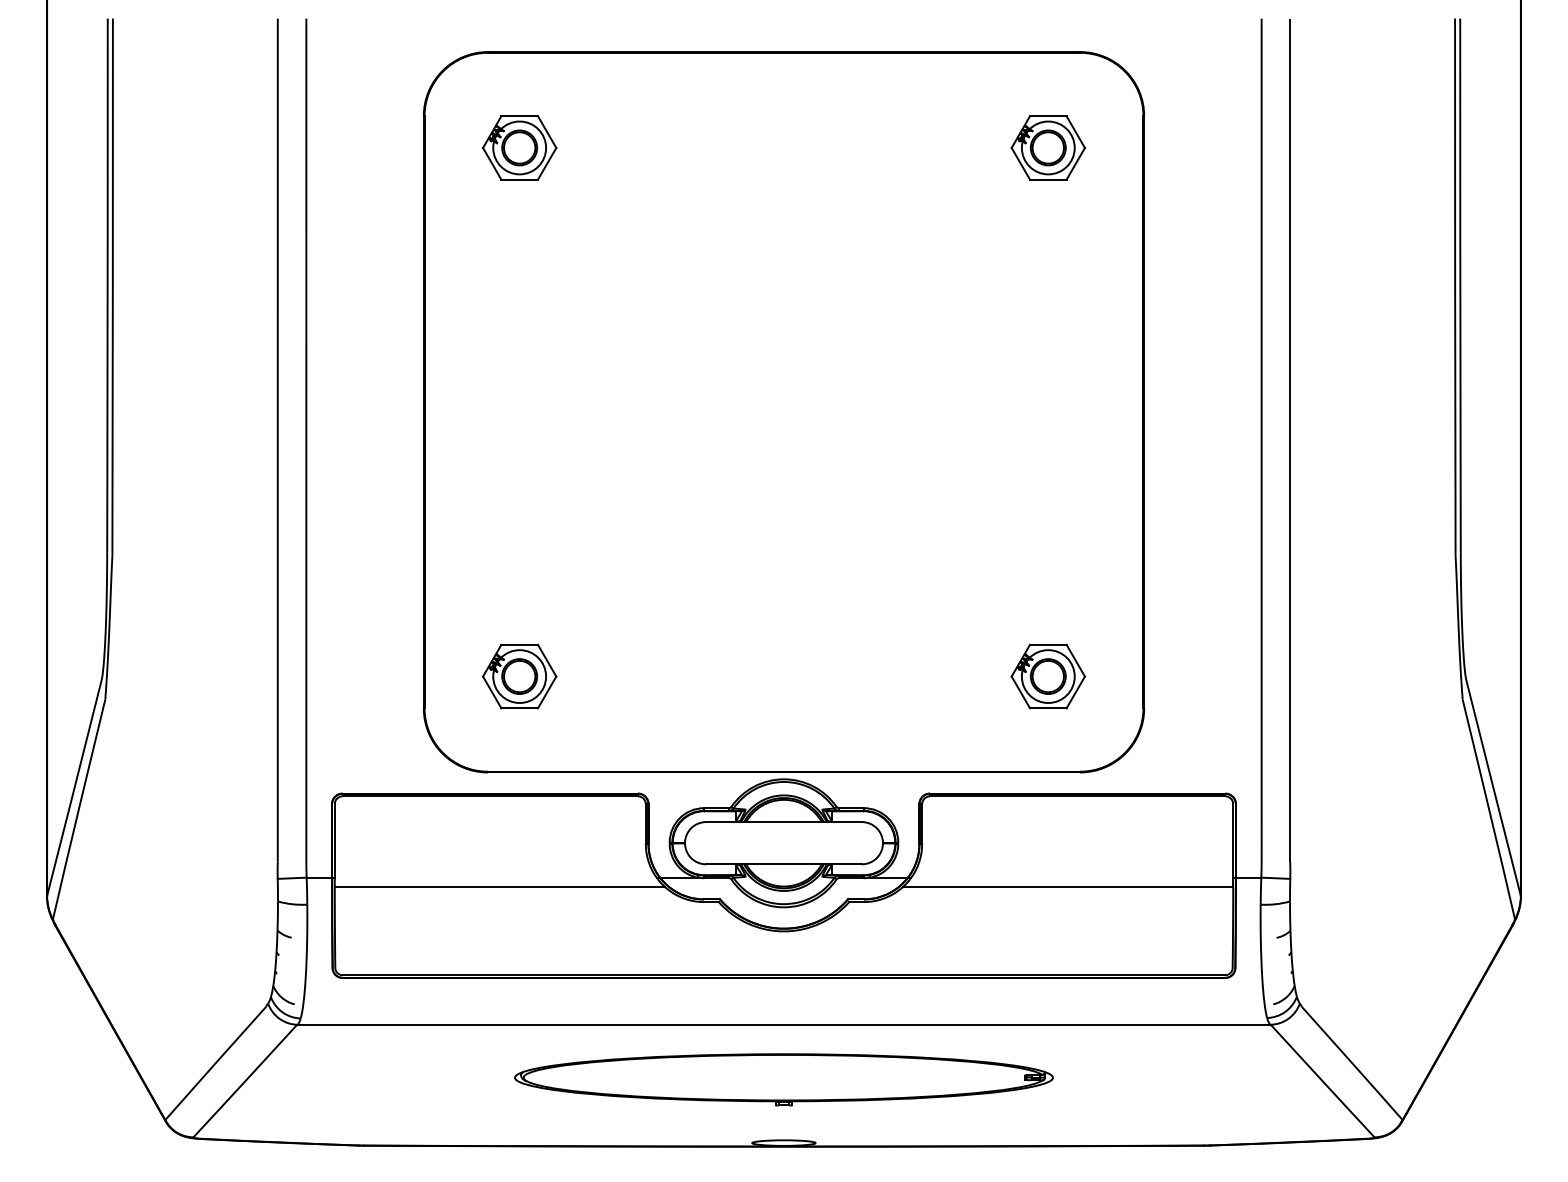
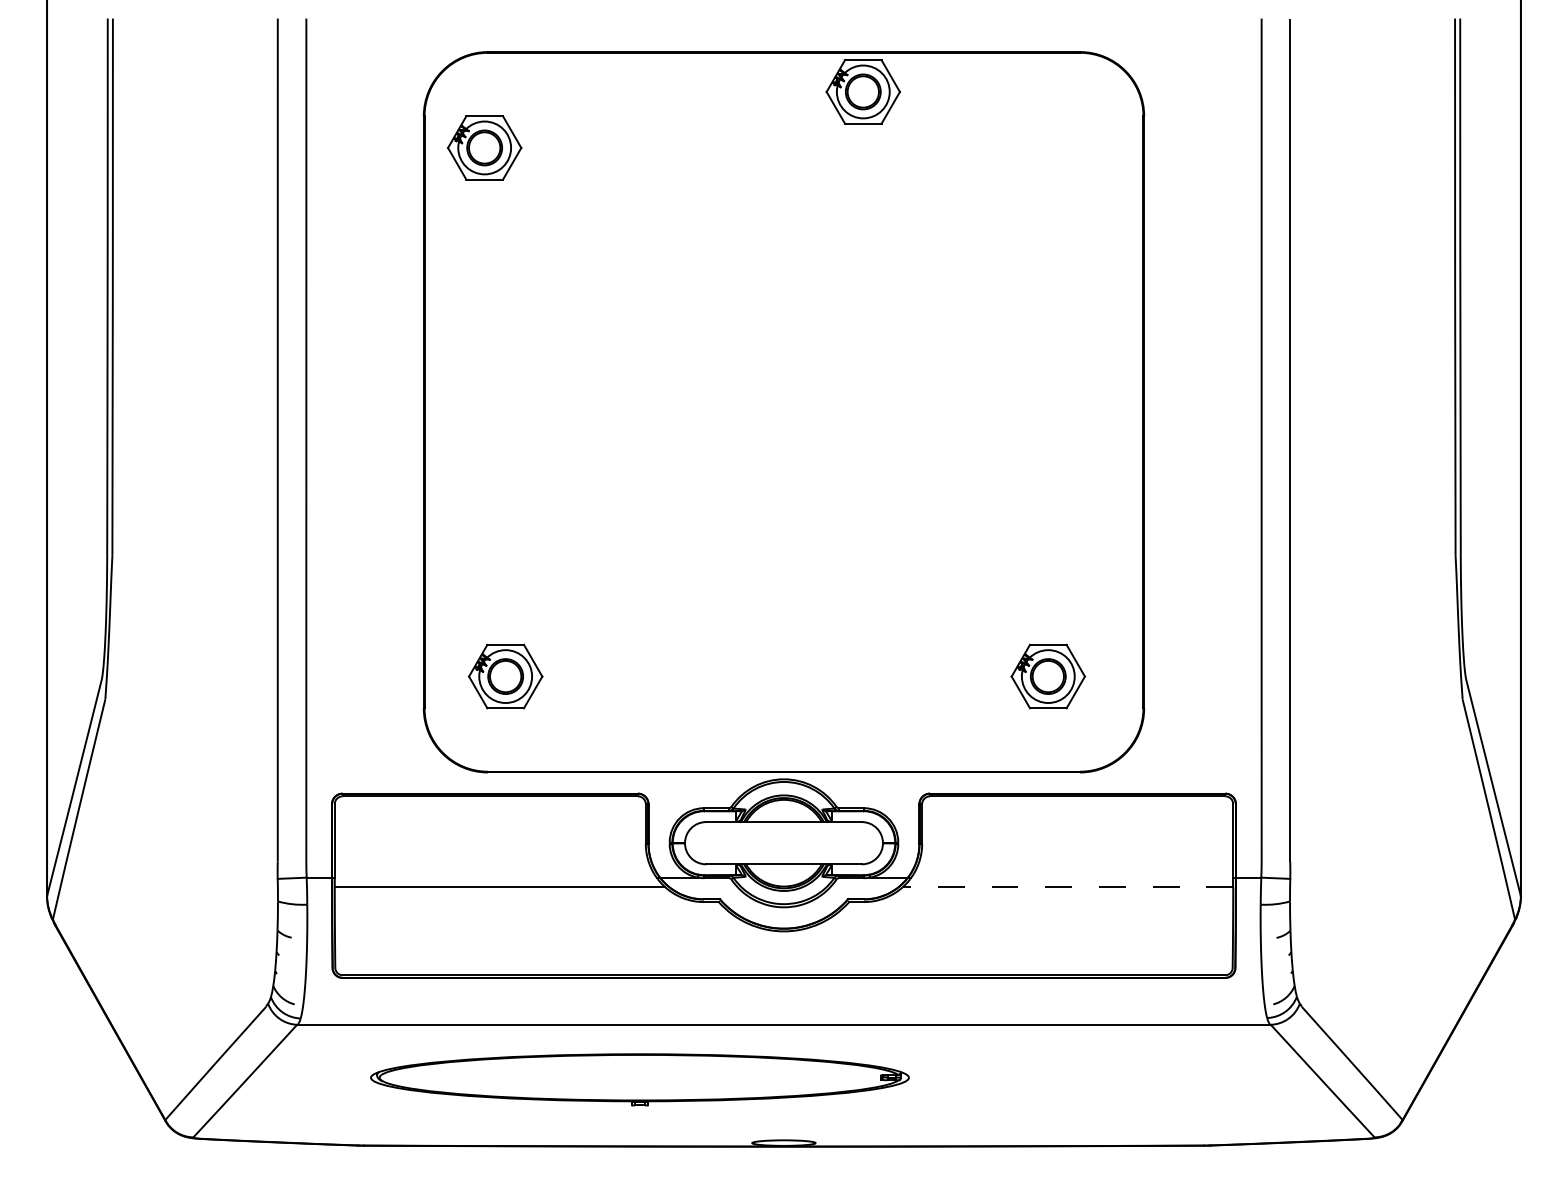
part position: (519, 147) -> (484, 147) (484, 147)
part position: (1047, 147) -> (862, 91) (862, 91)
part position: (519, 676) -> (505, 676) (505, 676)
line: solid -> dashed (1067, 887)
part position: (783, 1079) -> (639, 1079) (639, 1079)
